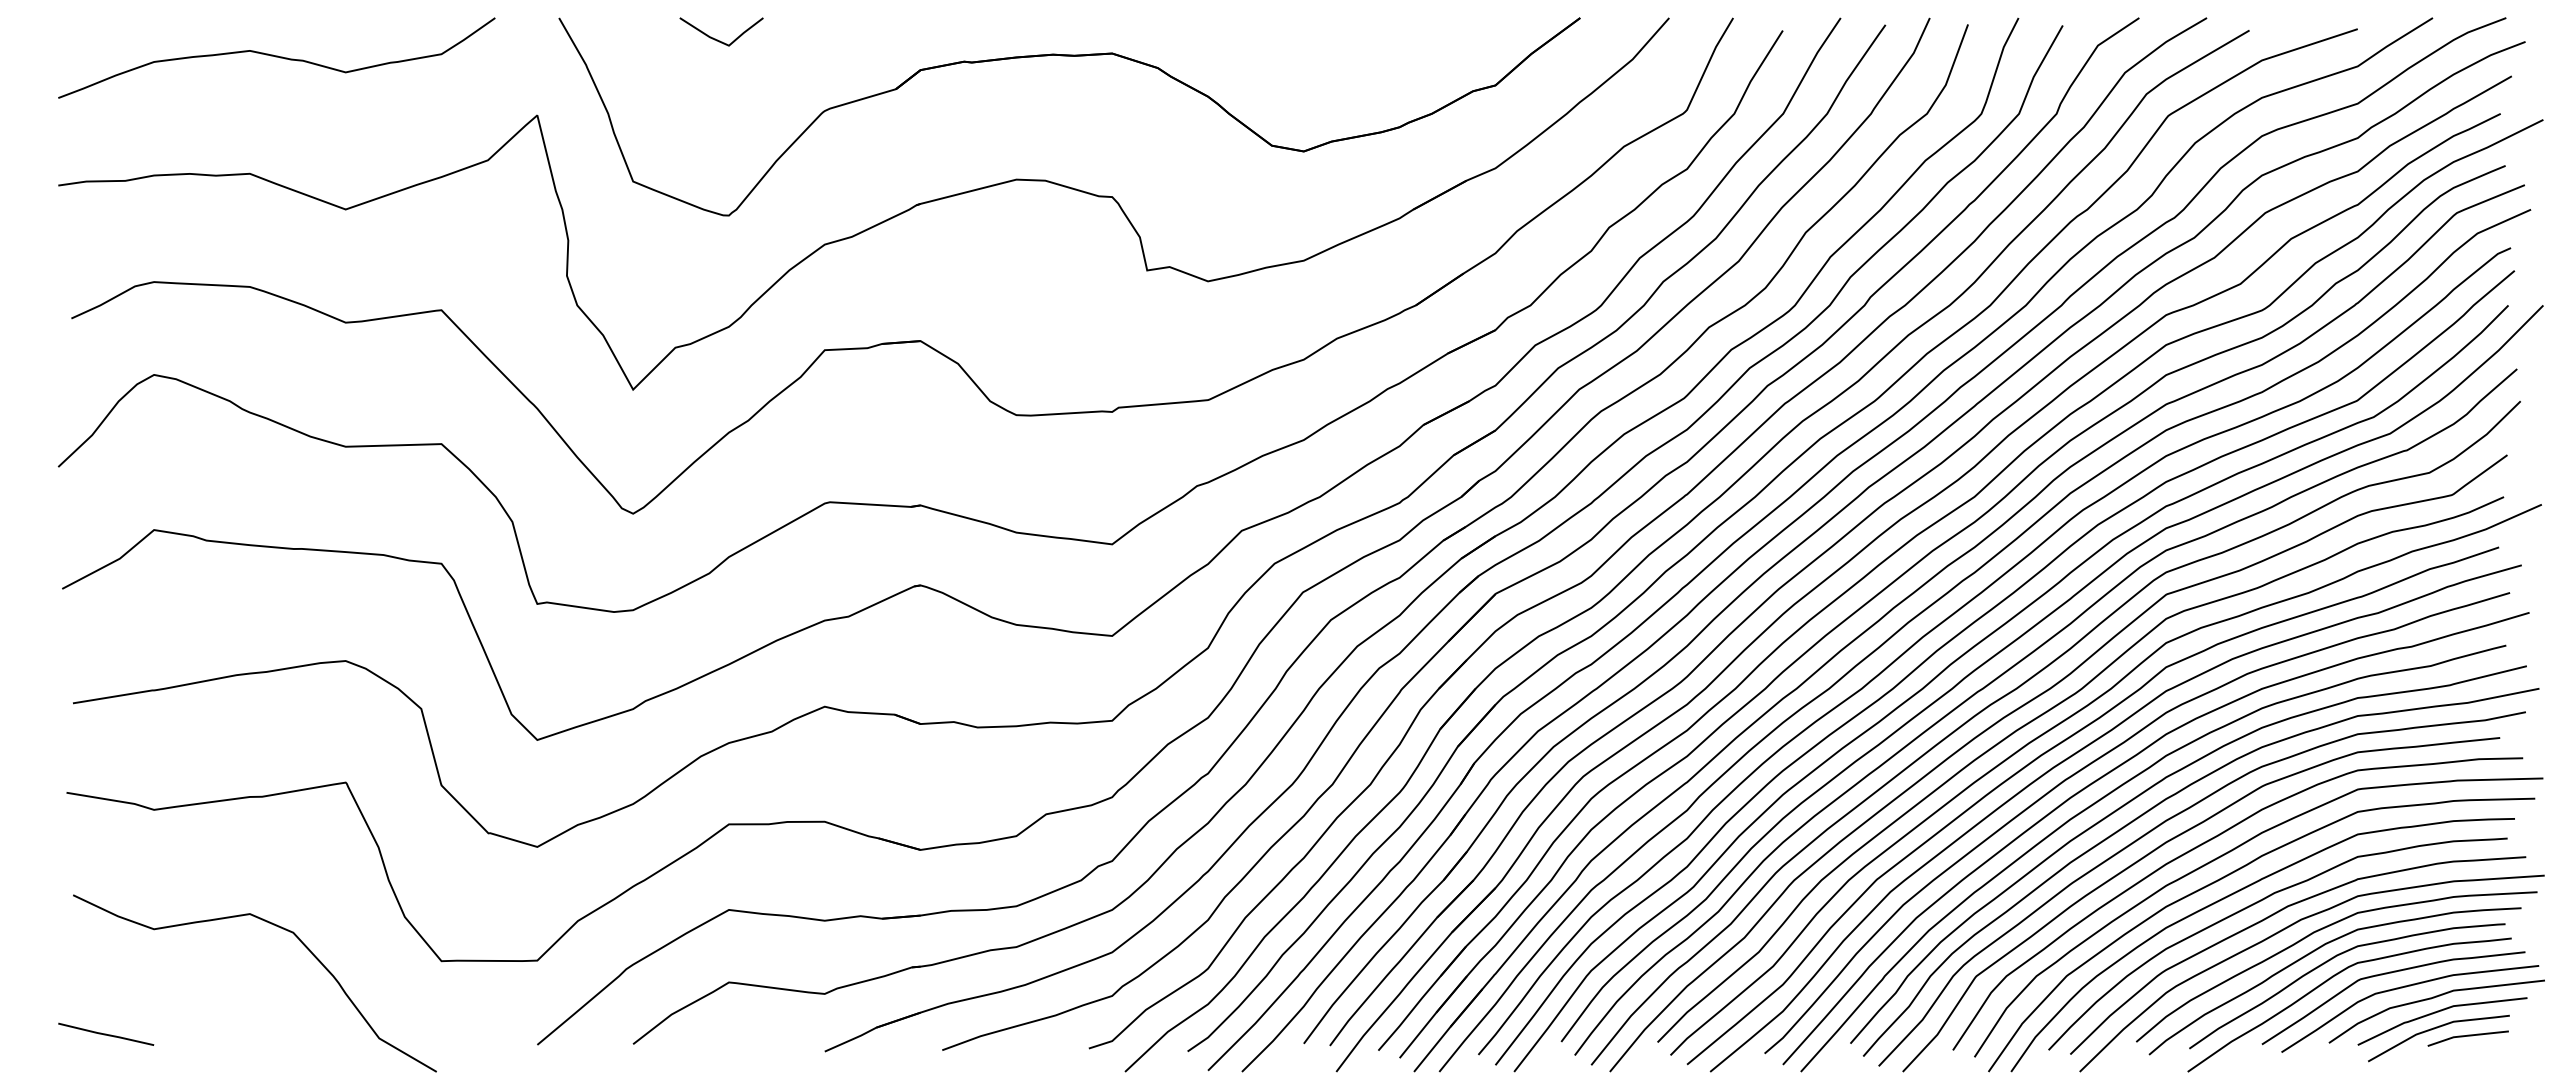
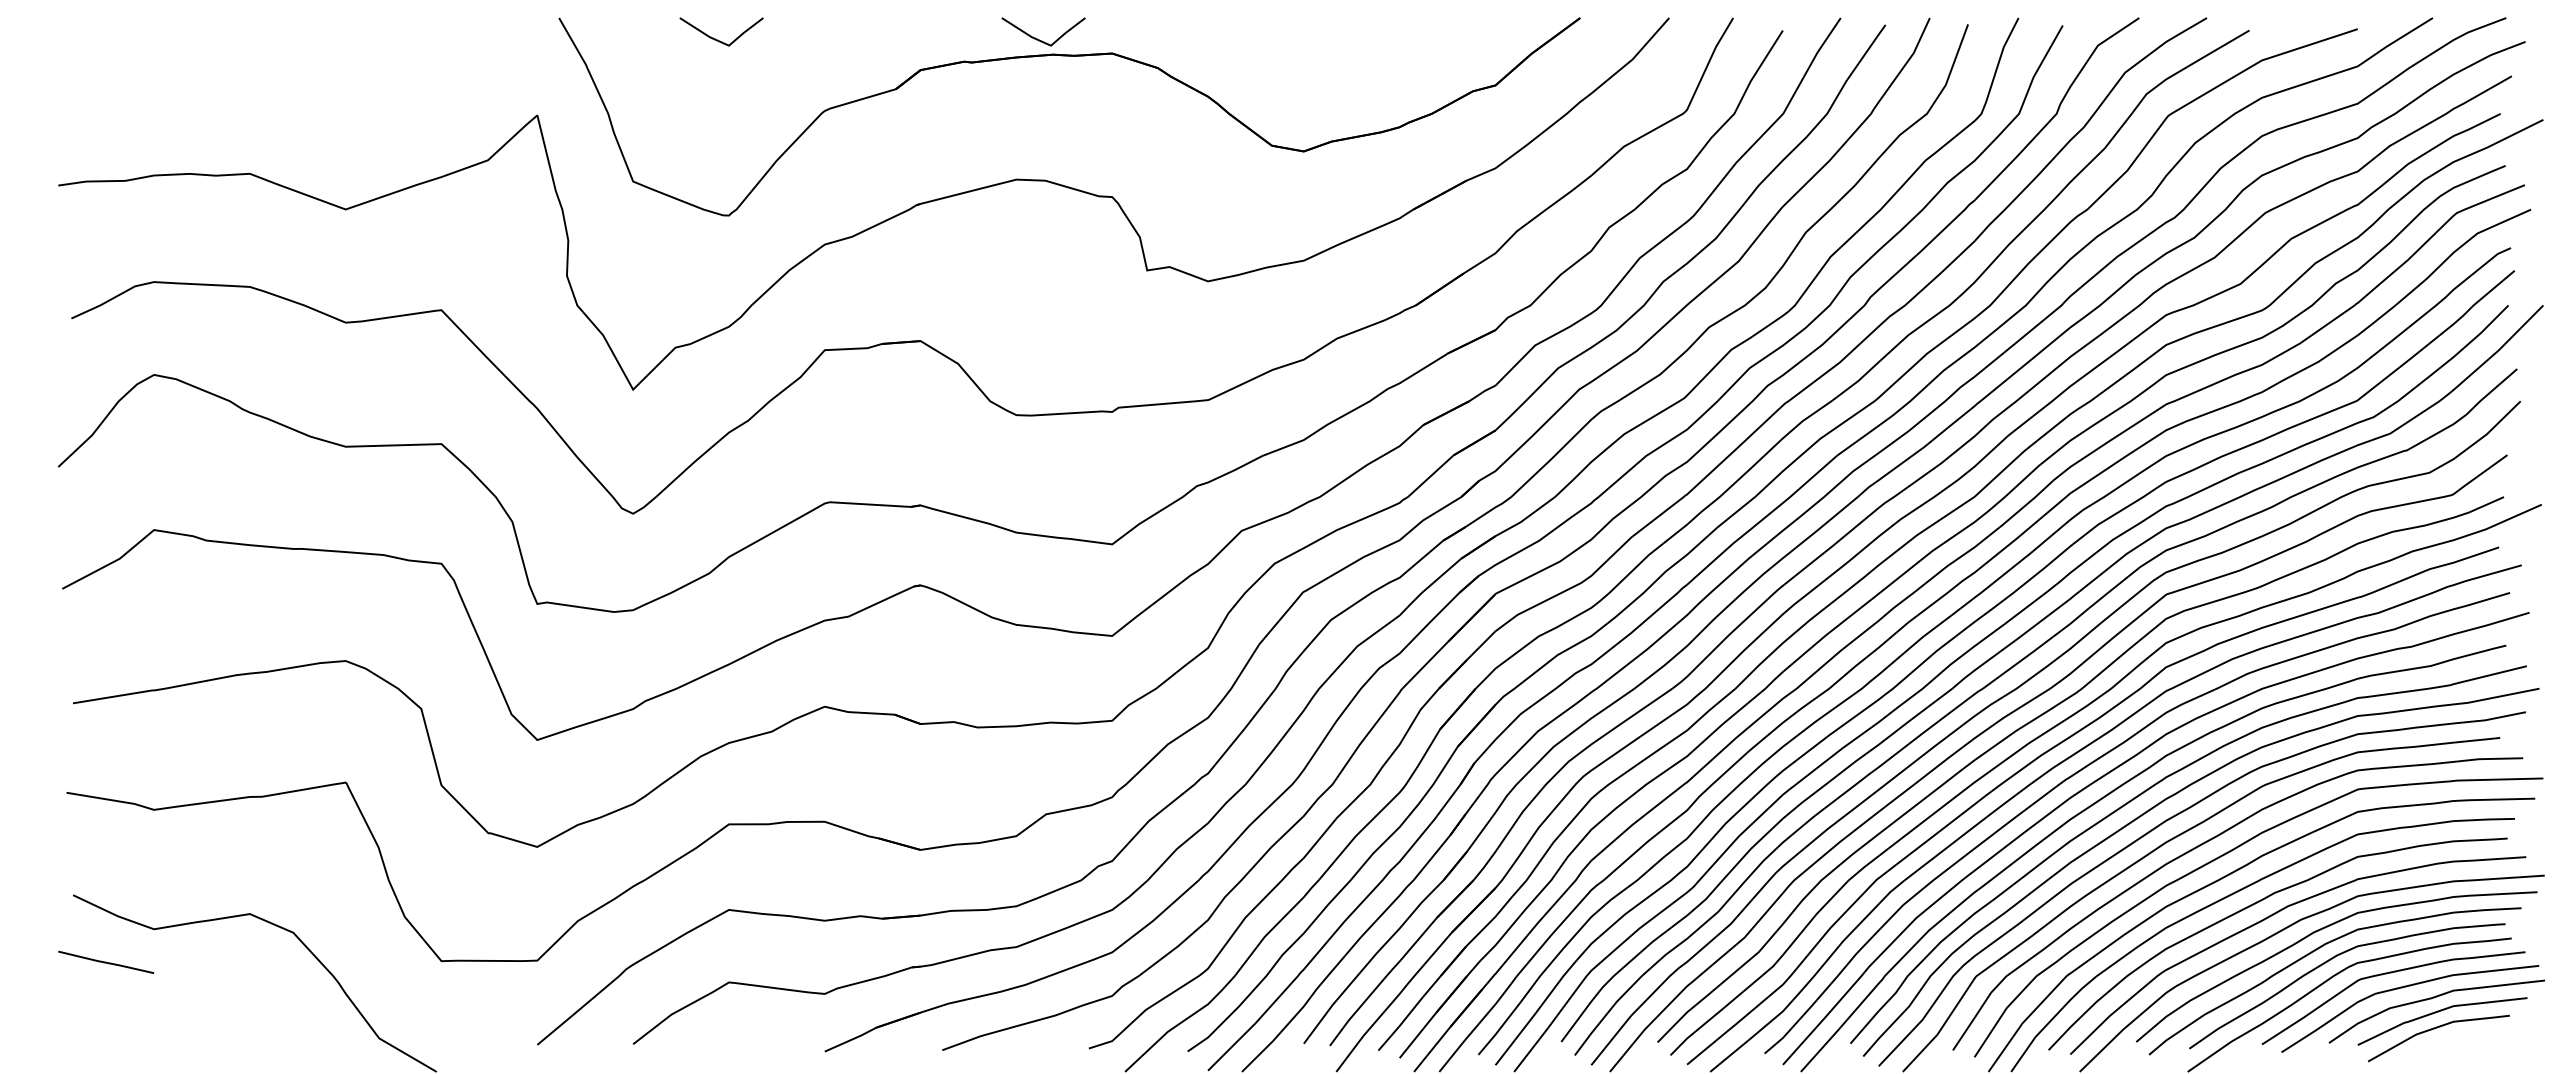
line: none -> present (1039, 39)
curve: present -> none (276, 57)
line position: (106, 1033) -> (106, 961) (106, 961)
line: present -> none (2467, 1036)
